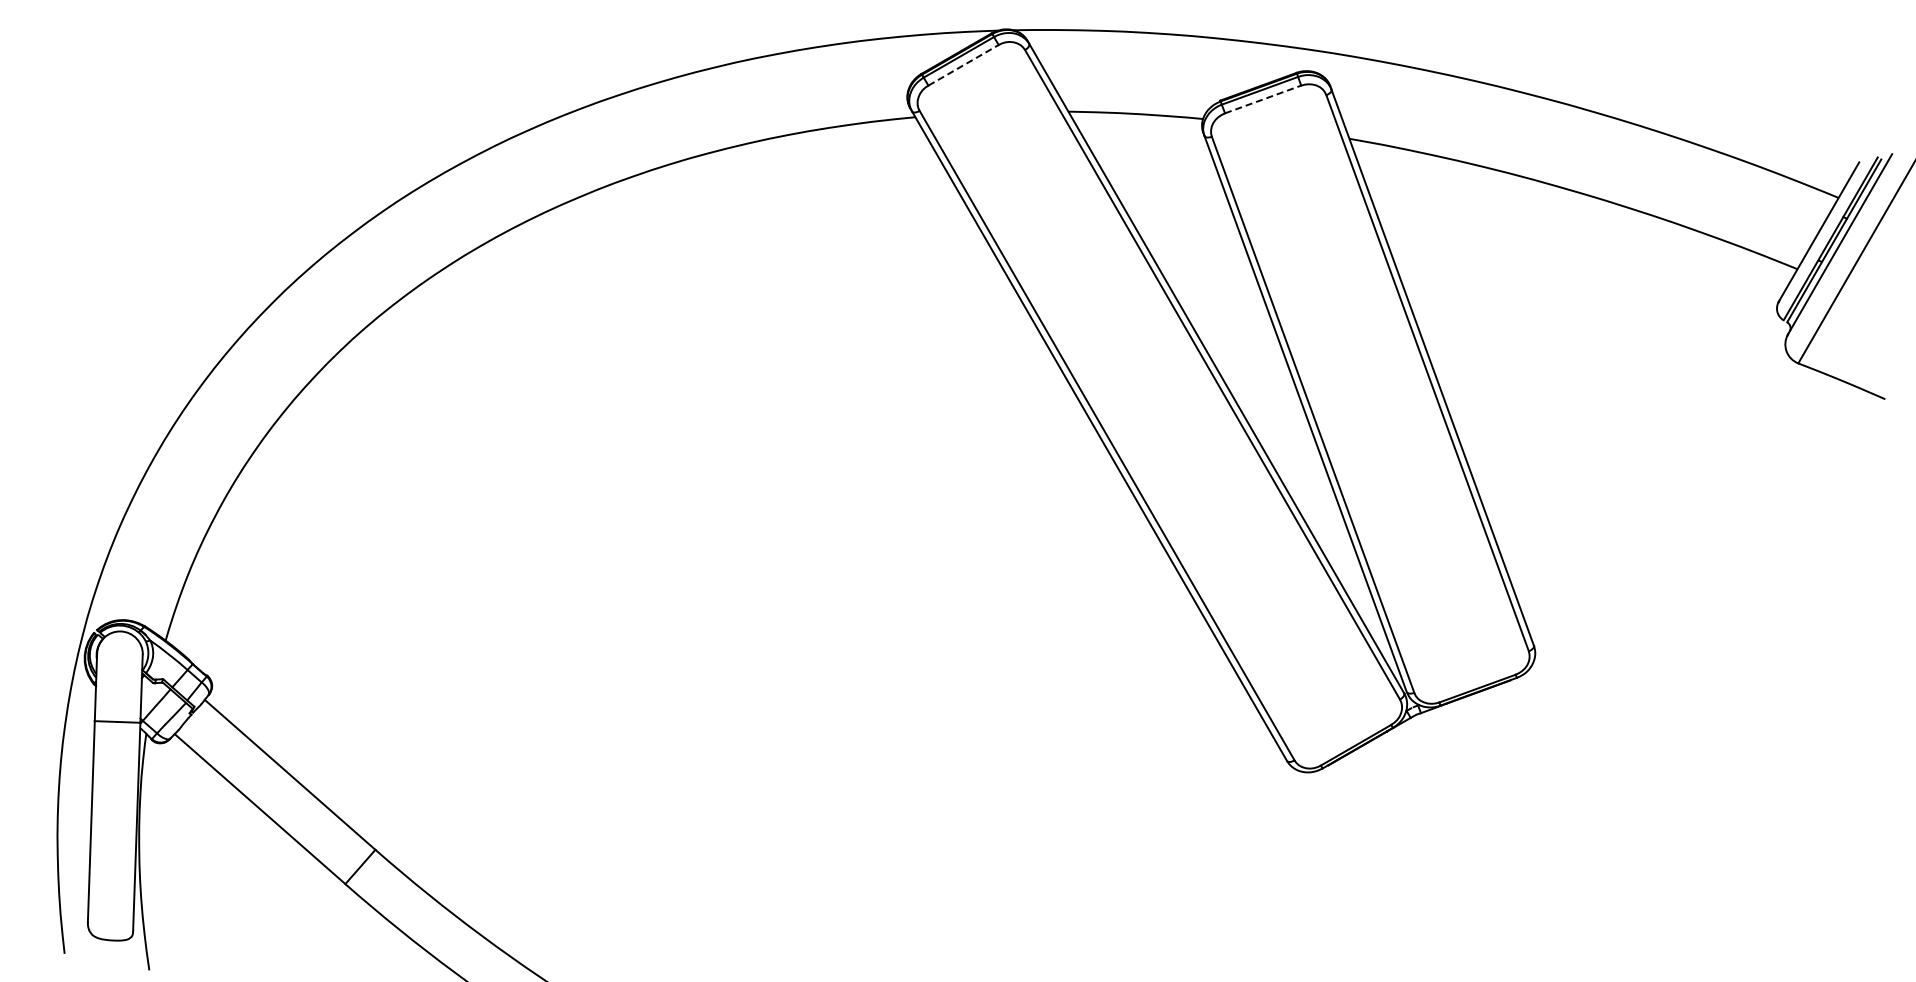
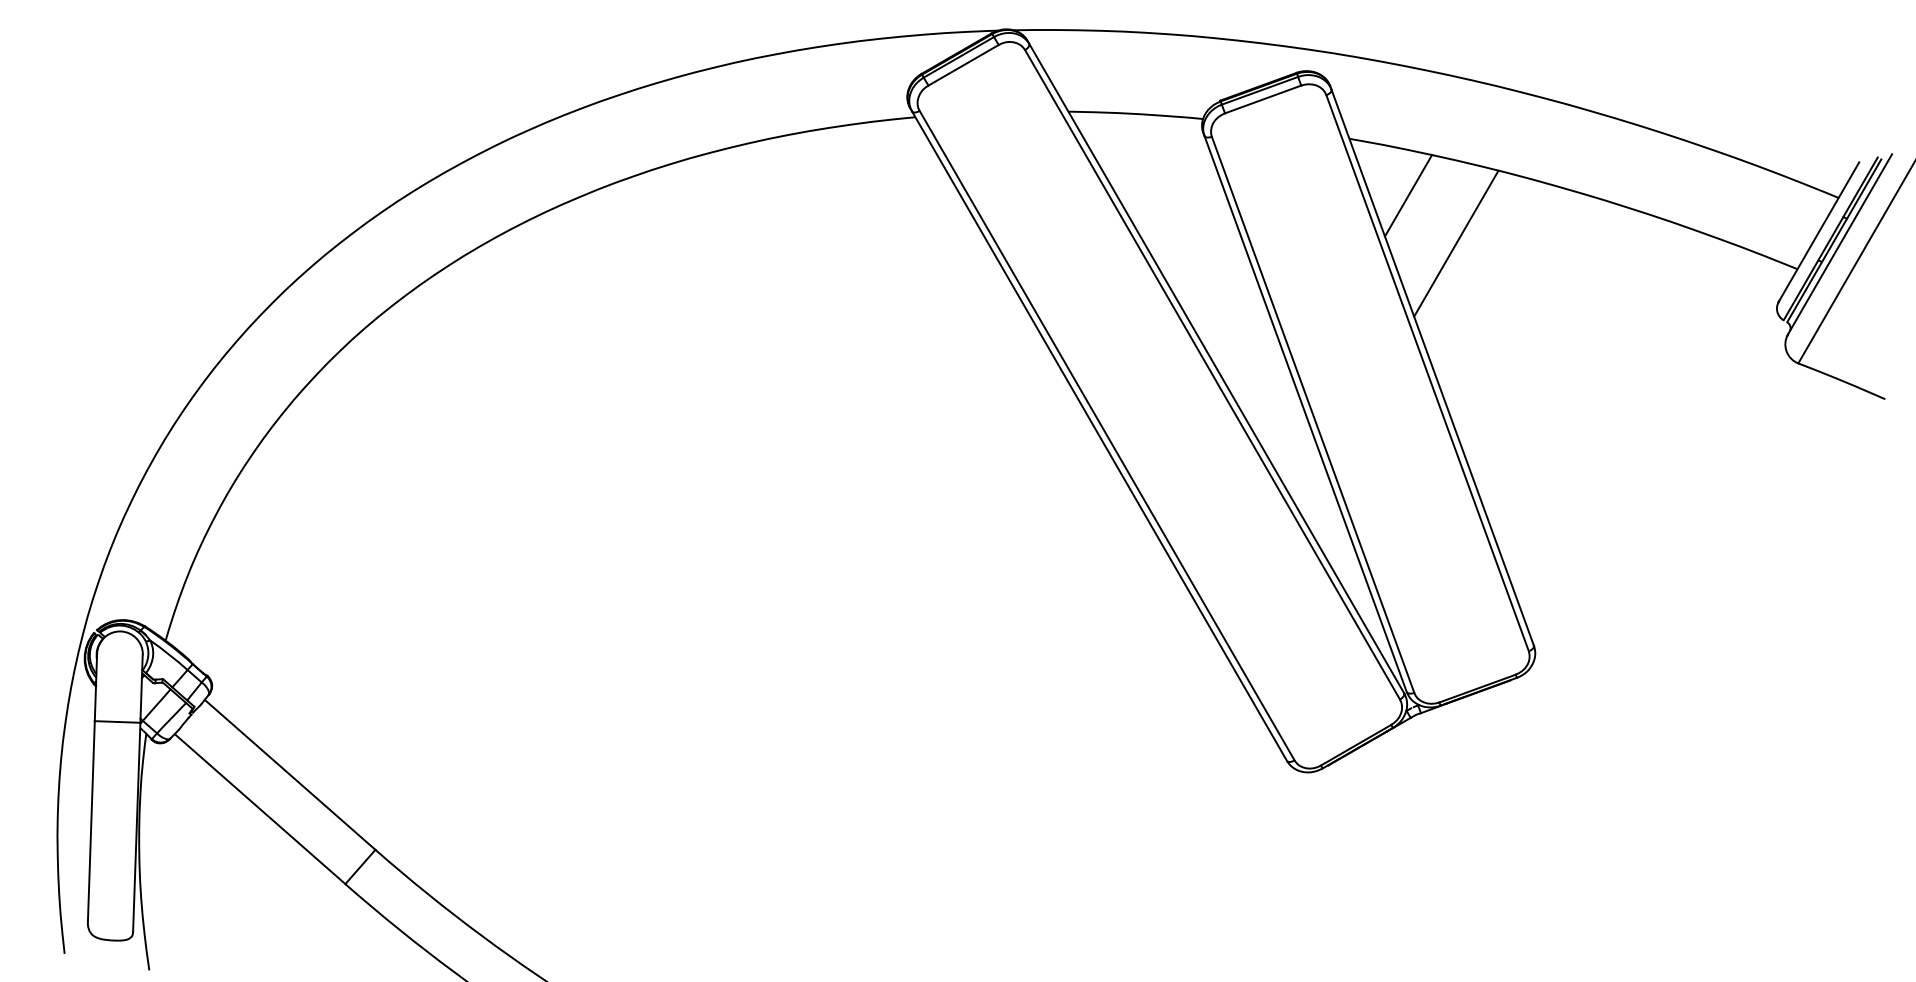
line: dashed -> solid (963, 65)
line: dashed -> solid (1263, 99)
line: none -> present (1408, 195)
line: none -> present (1456, 243)
